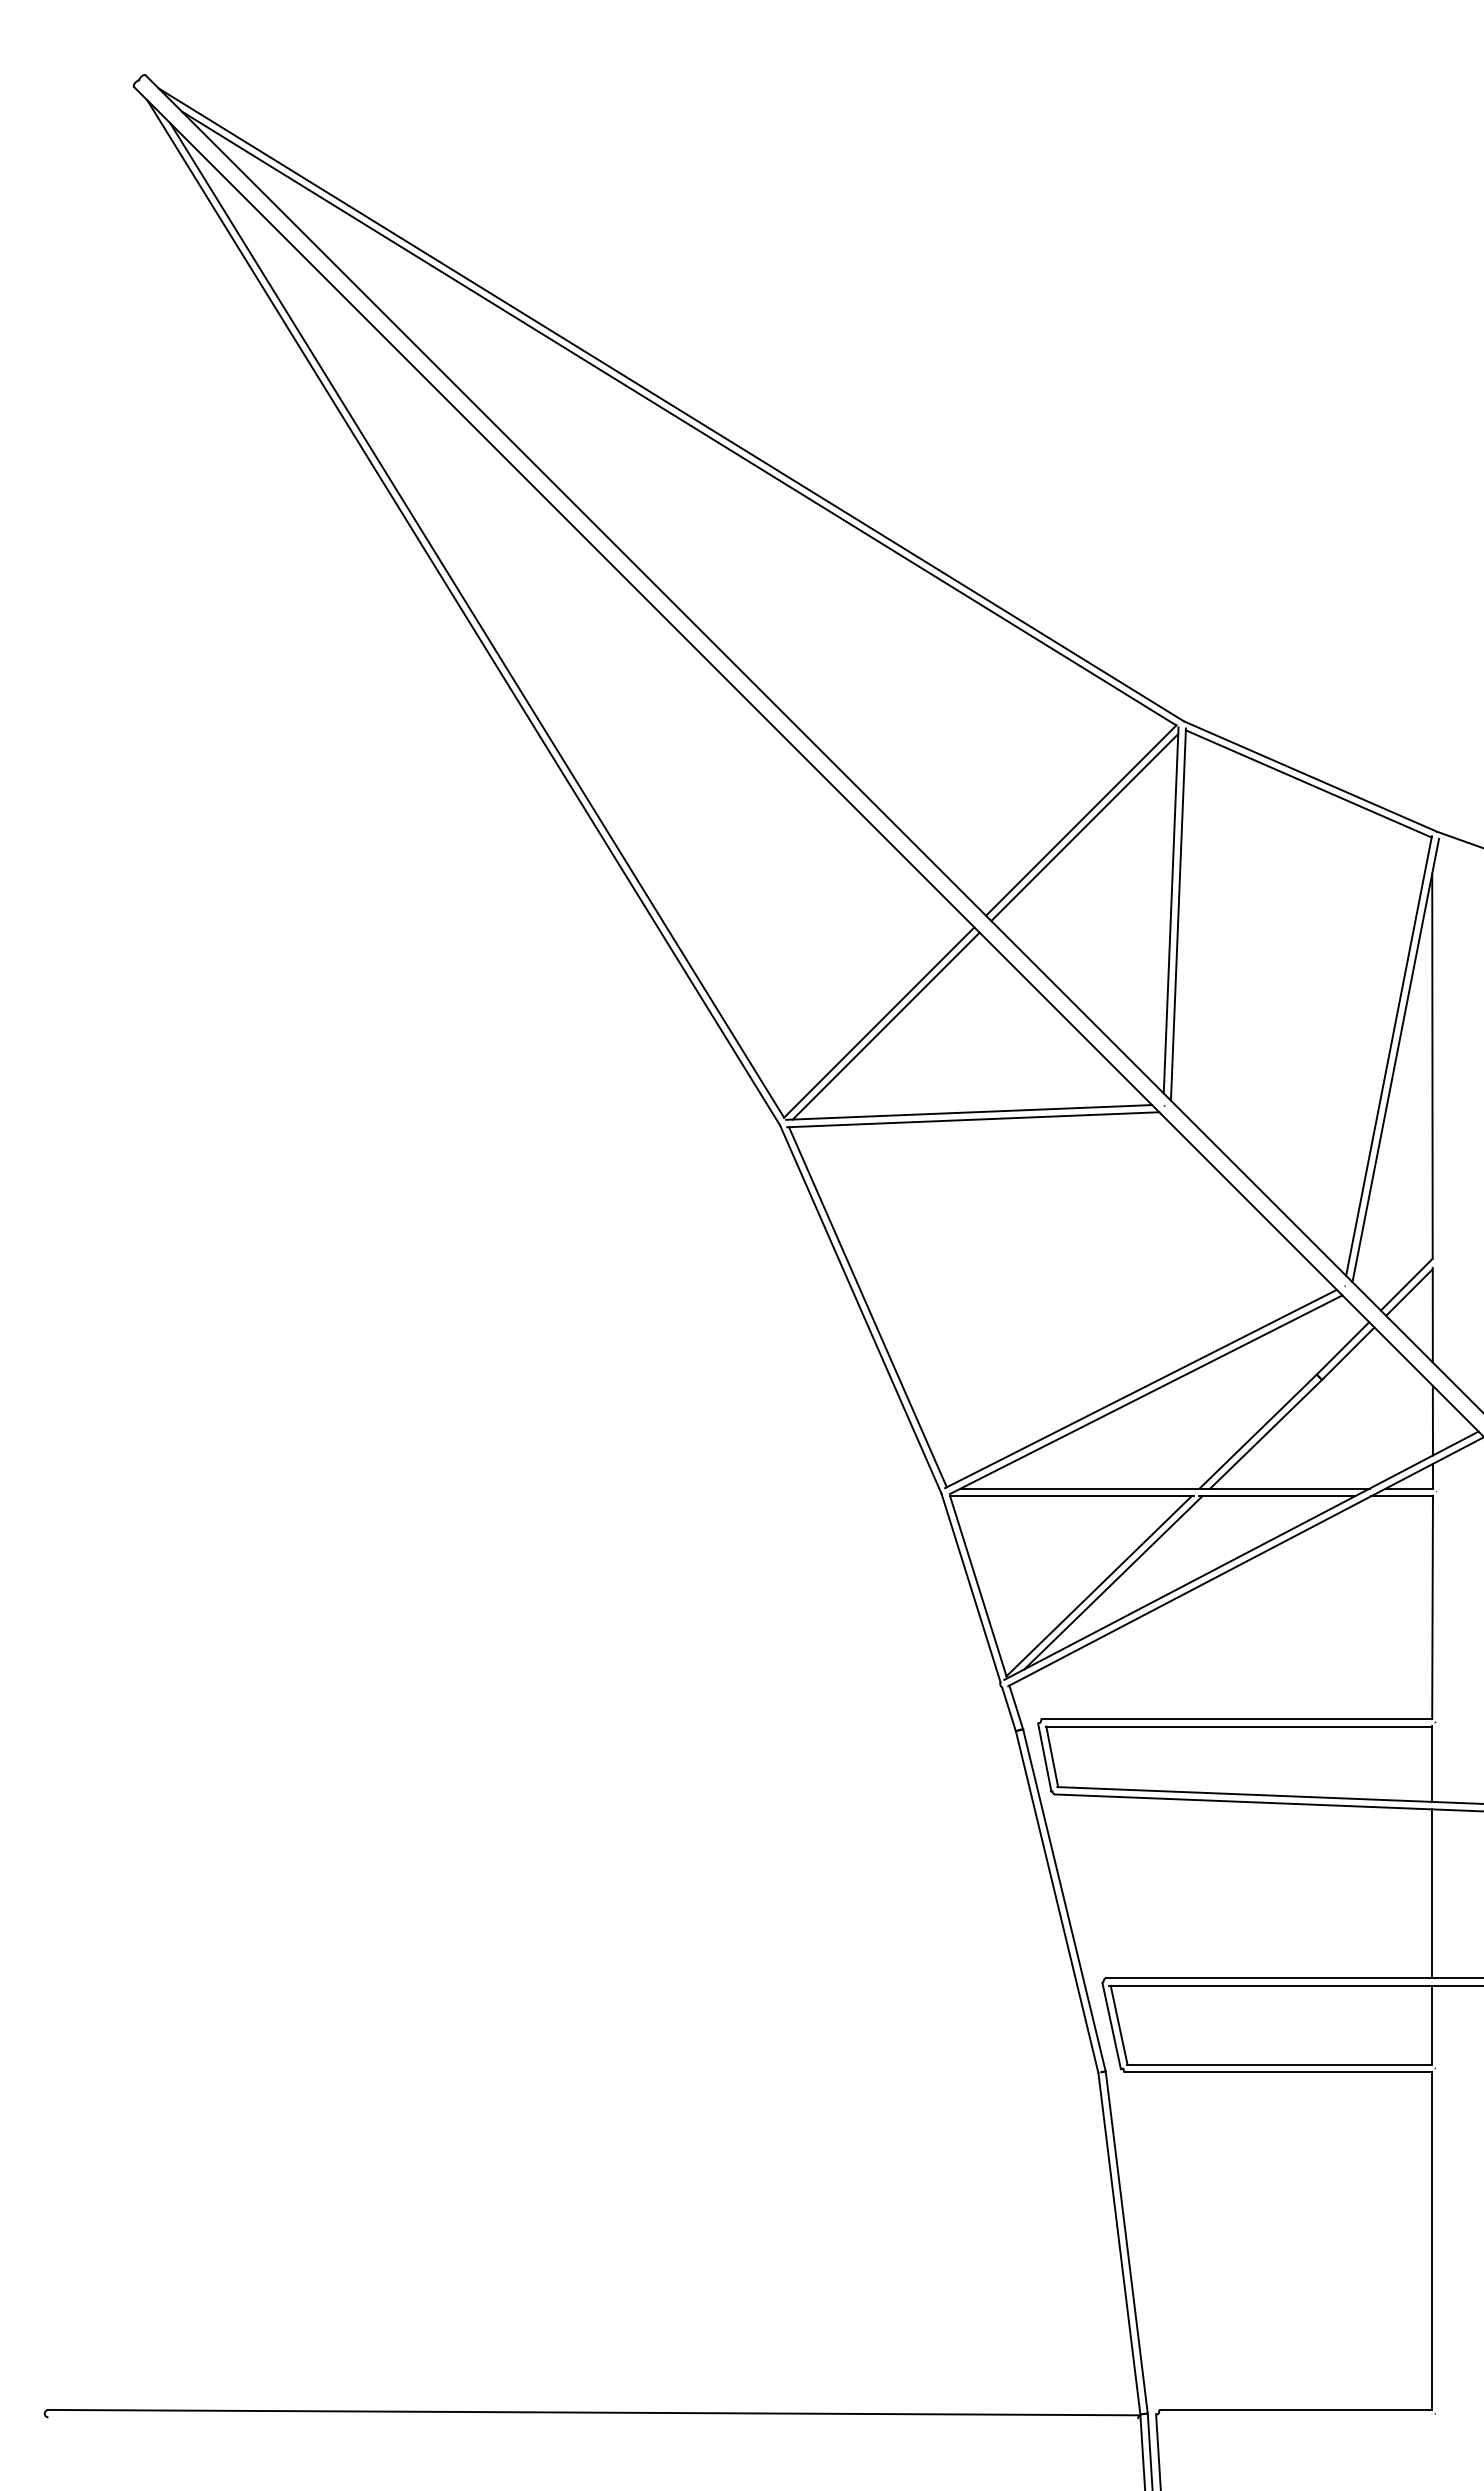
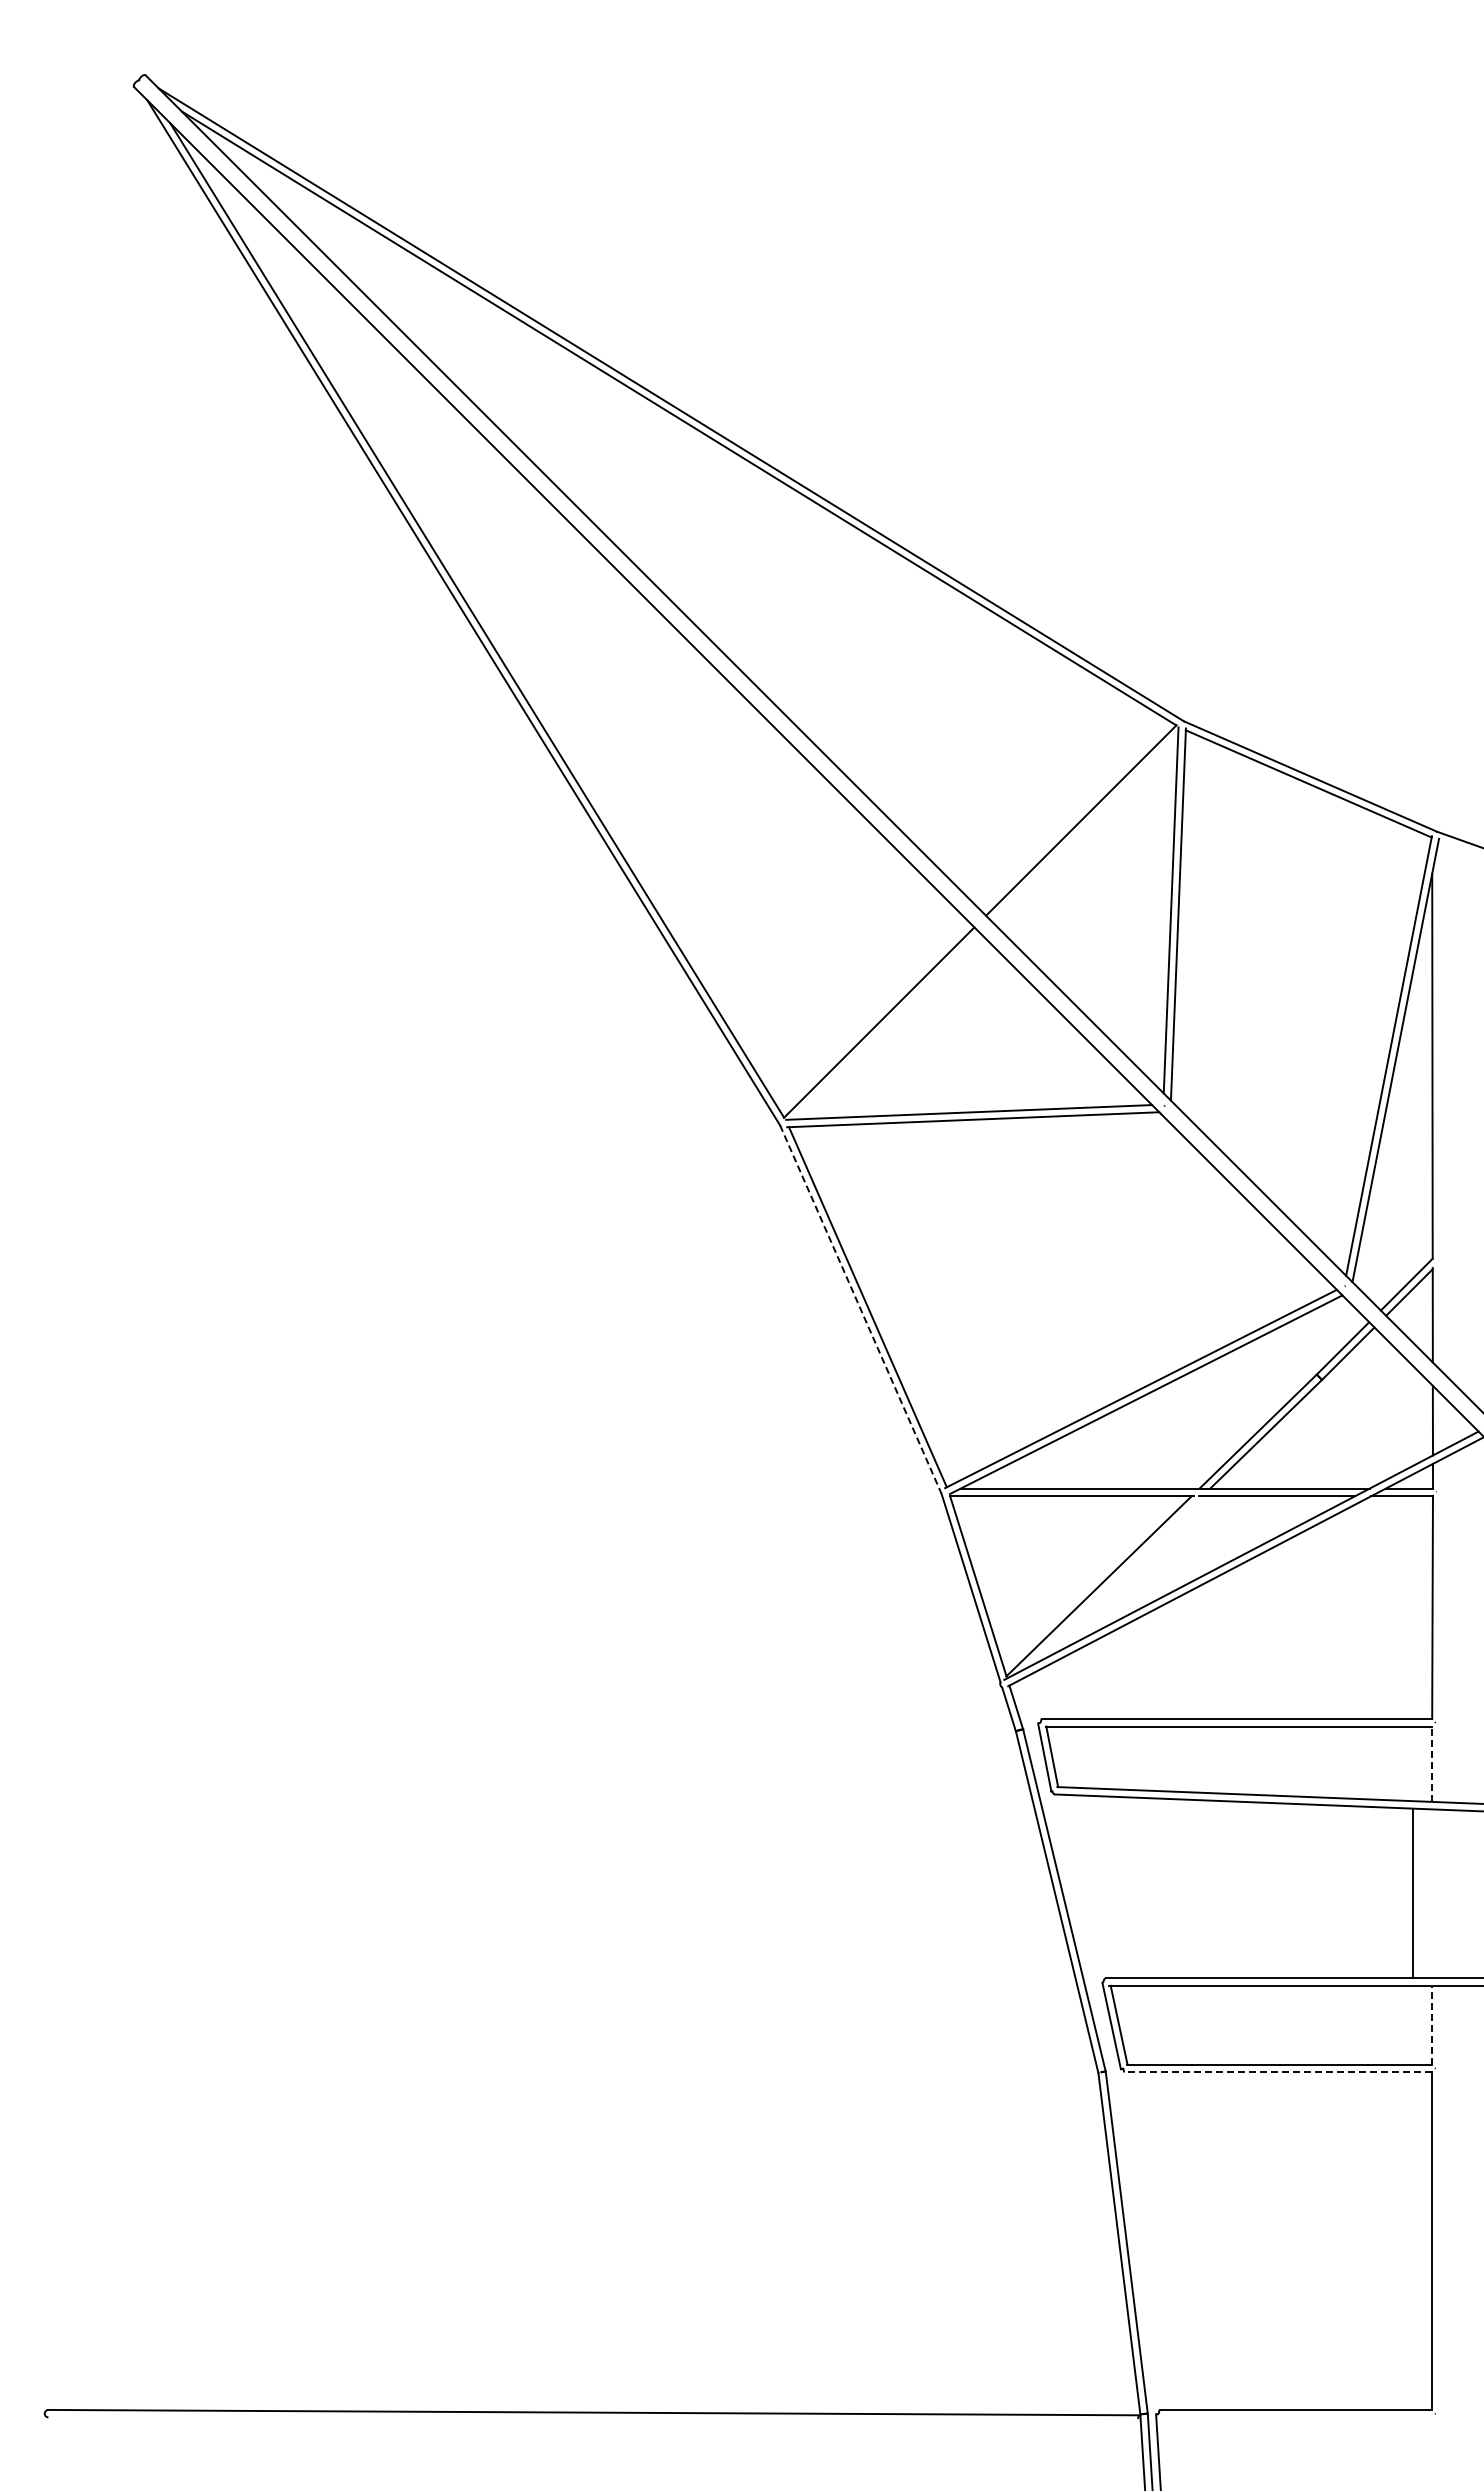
line: present -> none (1084, 827)
line: present -> none (885, 1025)
line: solid -> dashed (861, 1309)
line: present -> none (1113, 1582)
line: solid -> dashed (1432, 1764)
line position: (1432, 1893) -> (1413, 1893) (1413, 1893)
line: solid -> dashed (1432, 2024)
line: solid -> dashed (1278, 2072)
